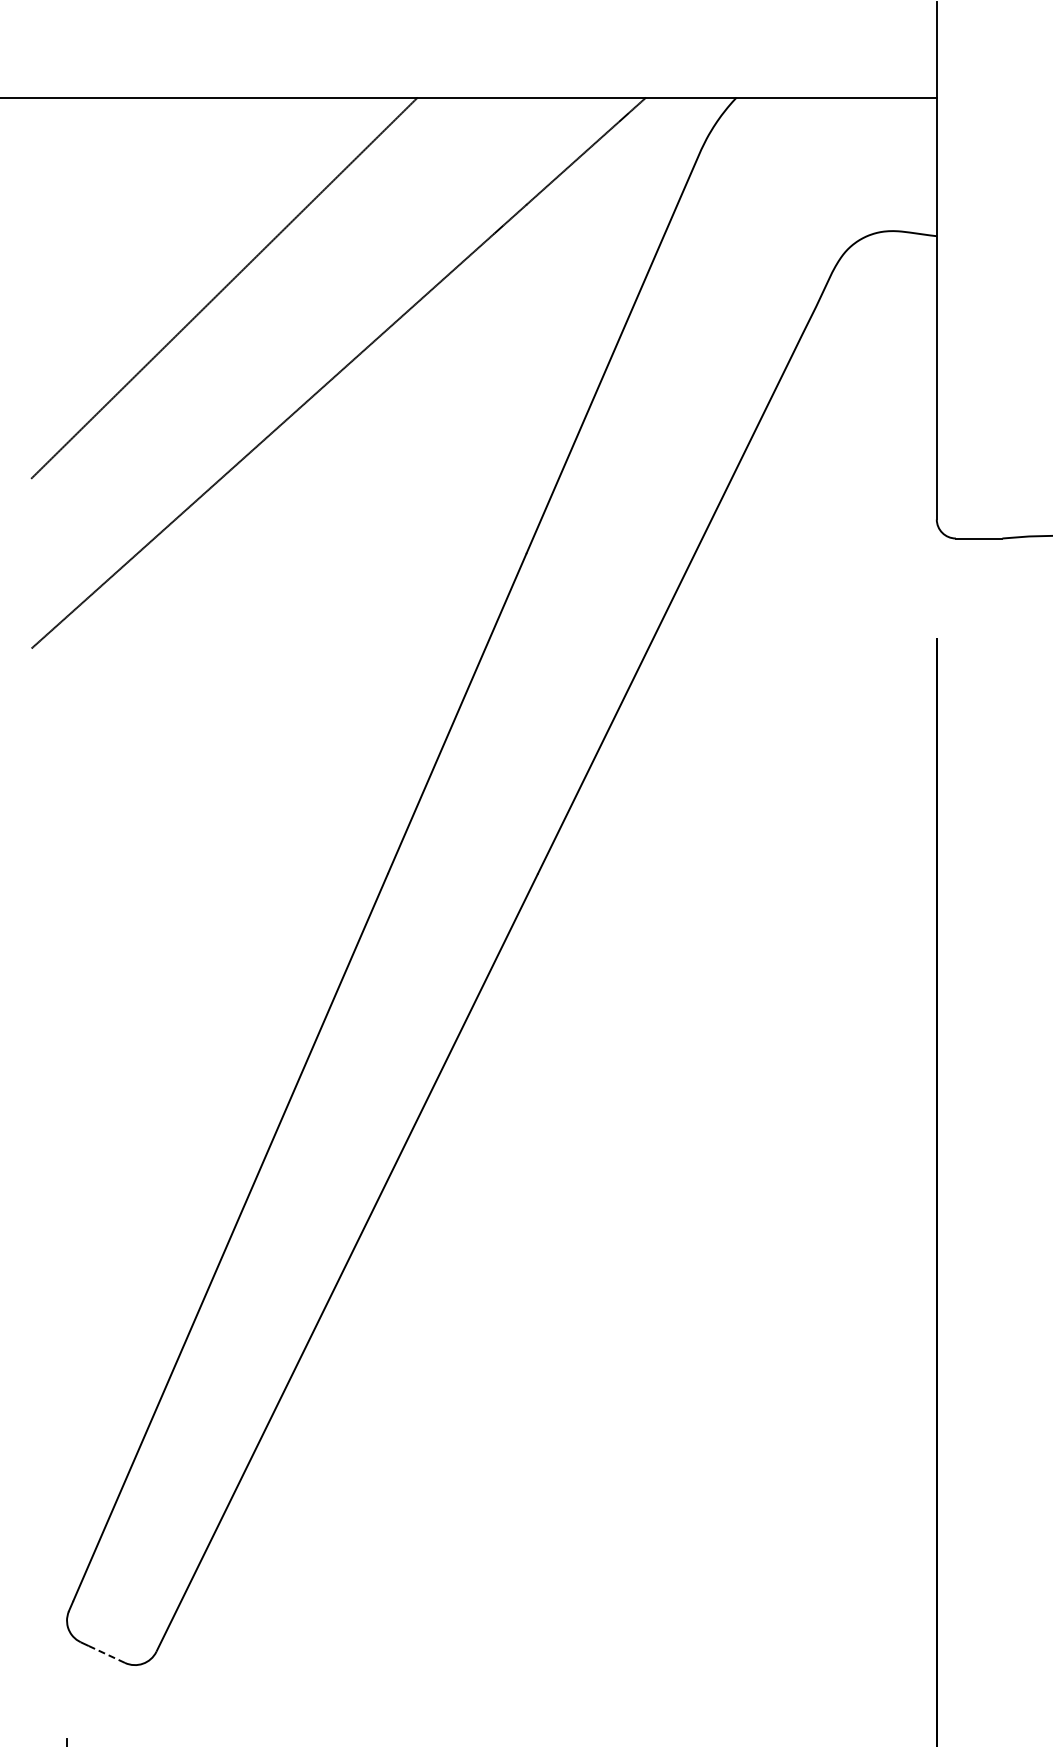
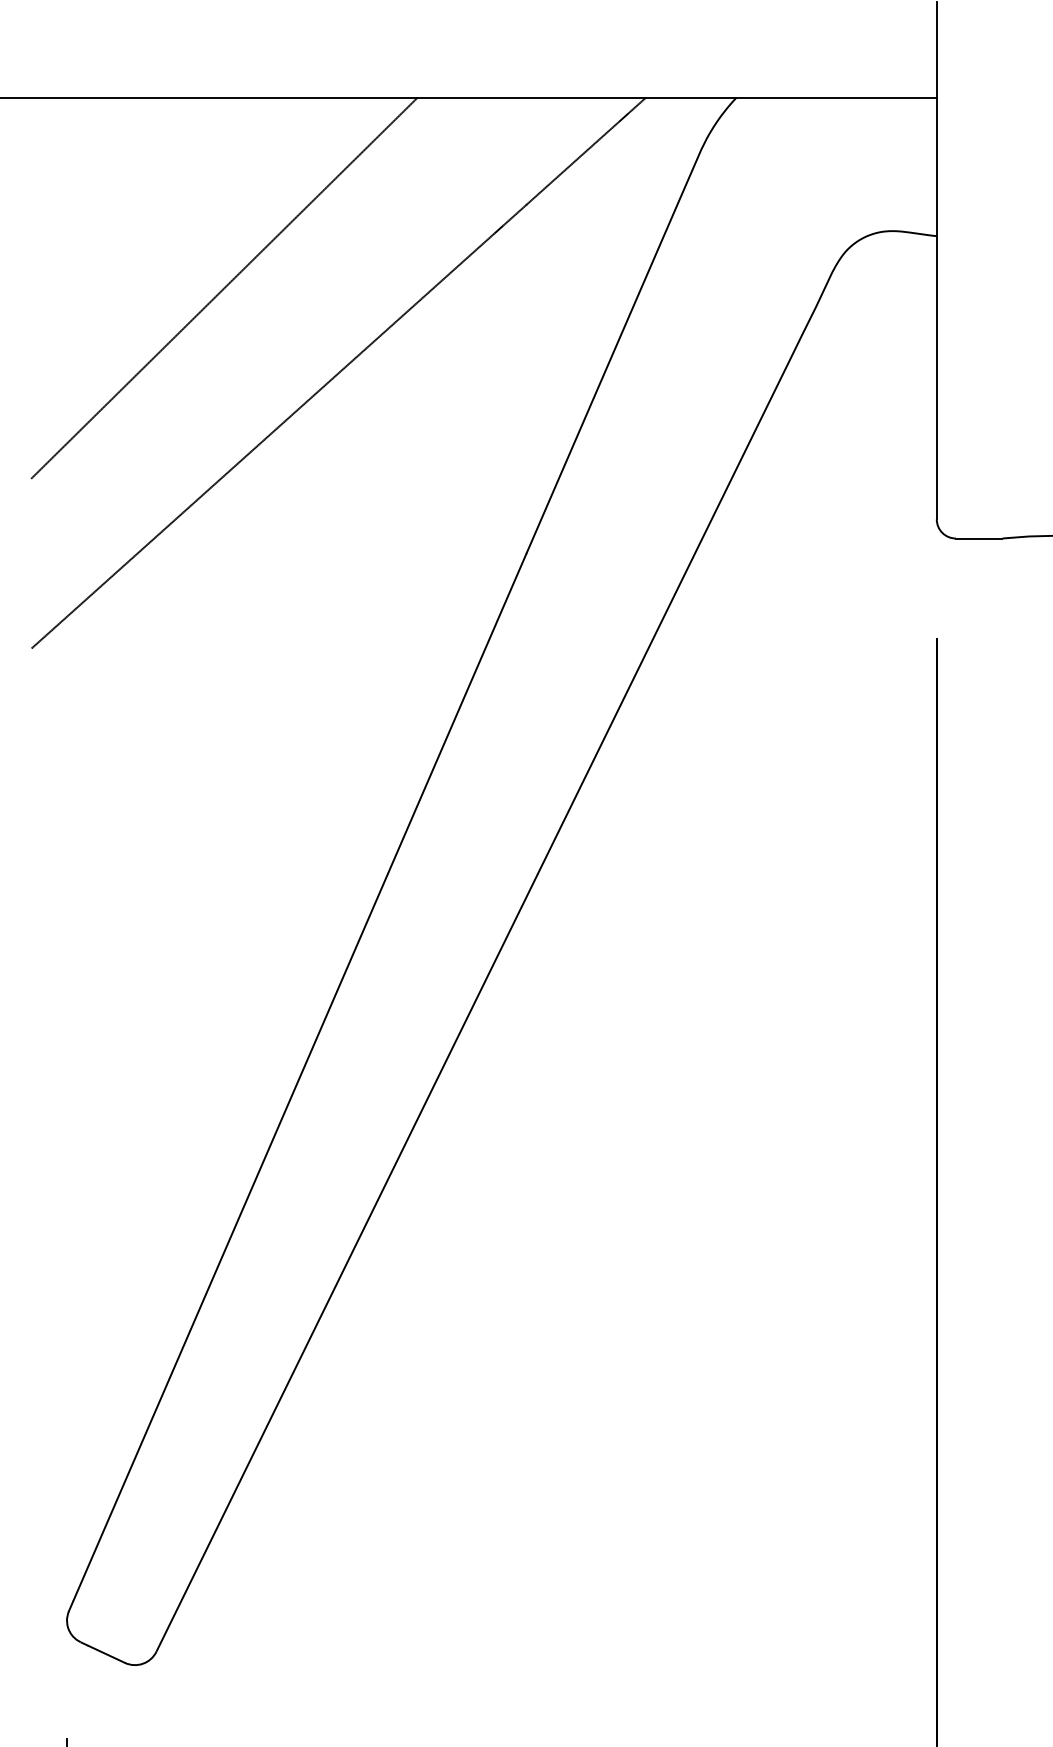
line: dashed -> solid (106, 1654)
